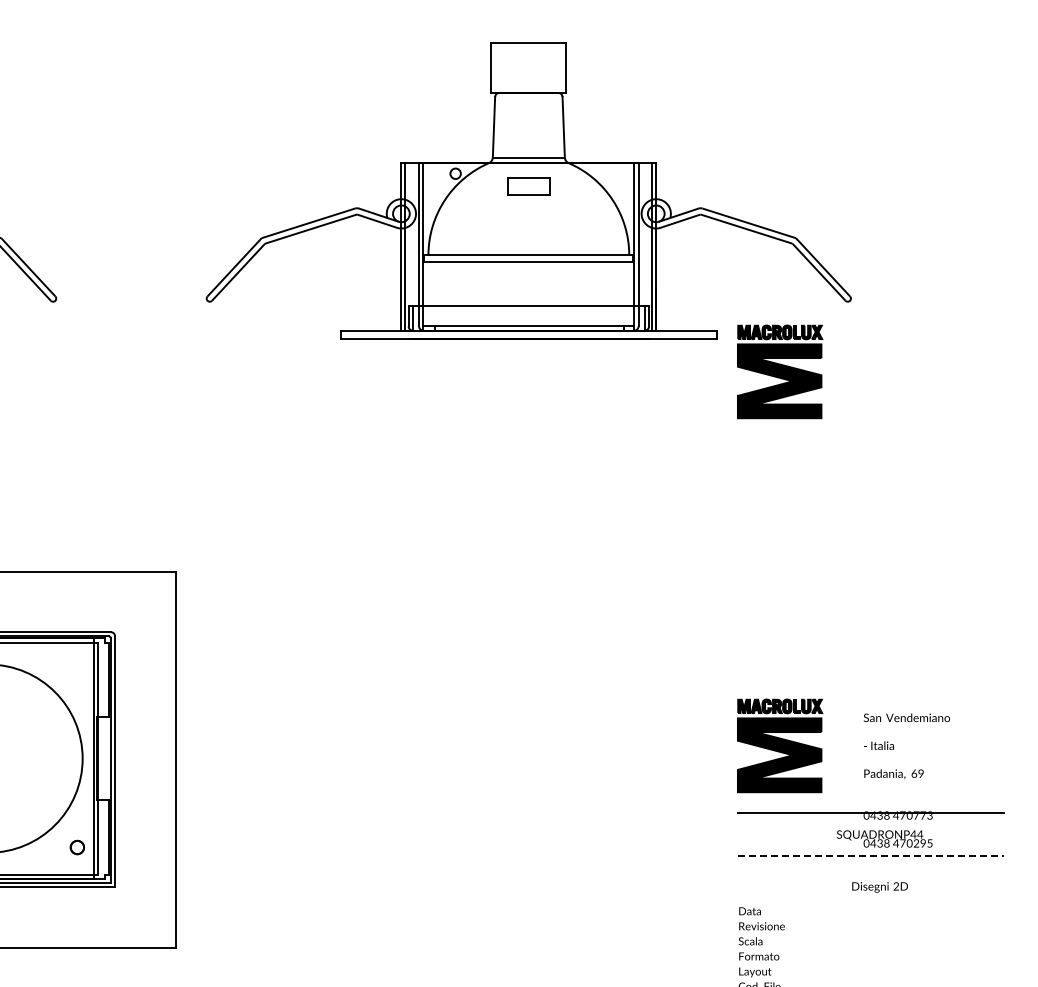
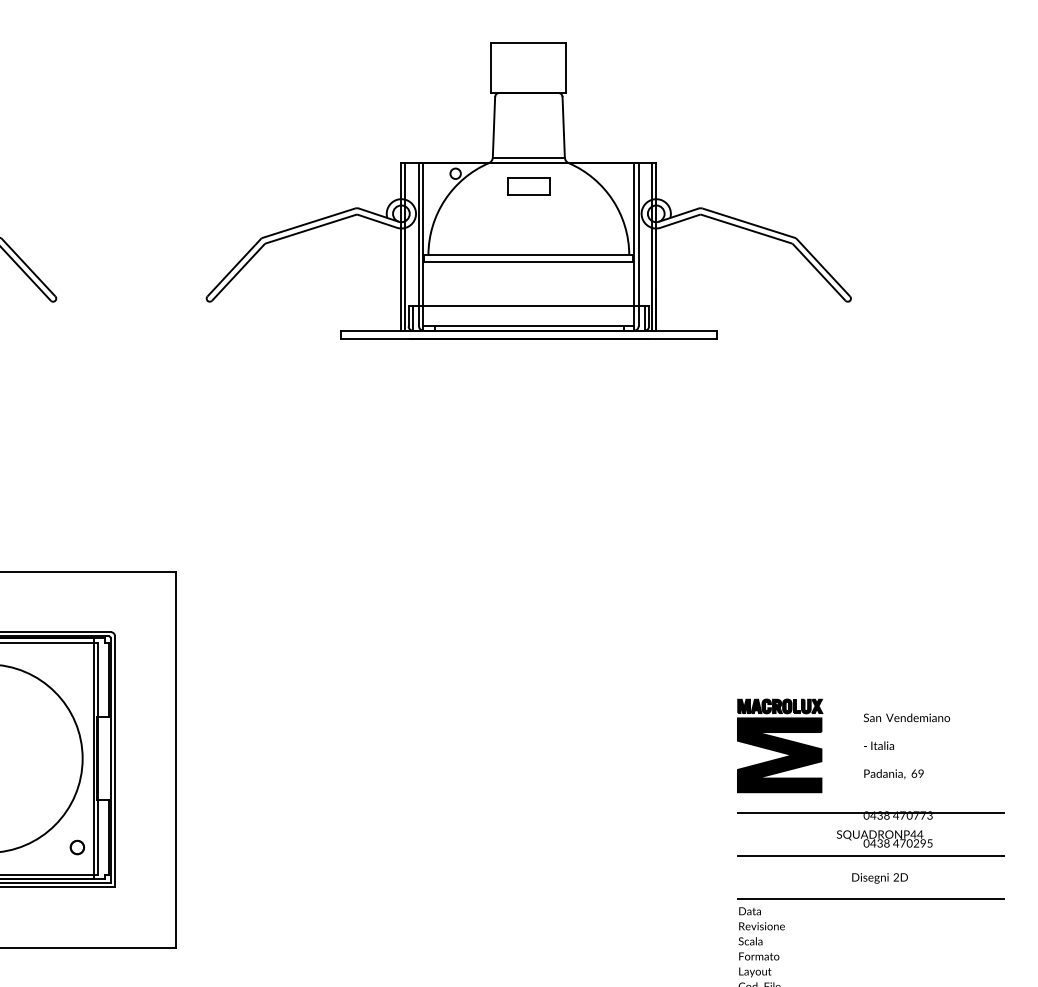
part: present -> none (780, 371)
line: dashed -> solid (871, 856)
text position: (879, 887) -> (879, 878) (879, 878)
line: none -> present (871, 898)
